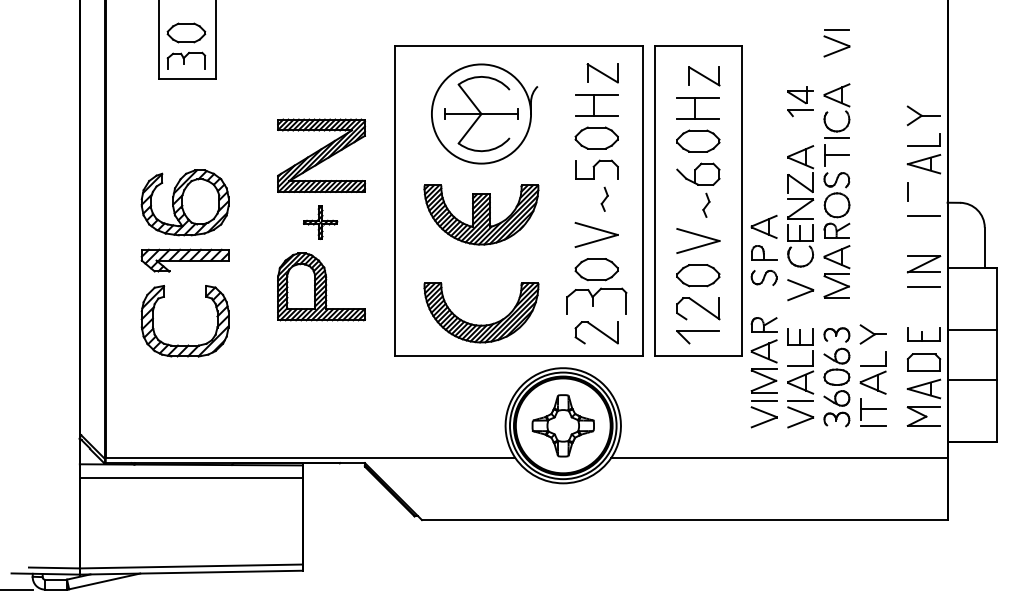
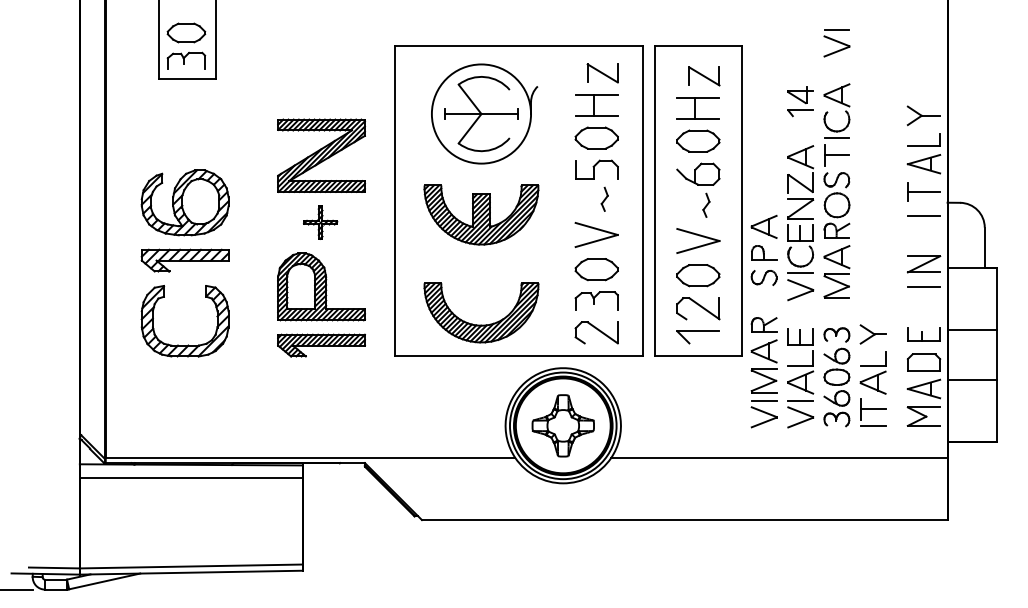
line: none -> present (923, 191)
line: none -> present (800, 273)
part size: 62x28 px -> 45x20 px (596, 300)
part: none -> present (321, 345)
